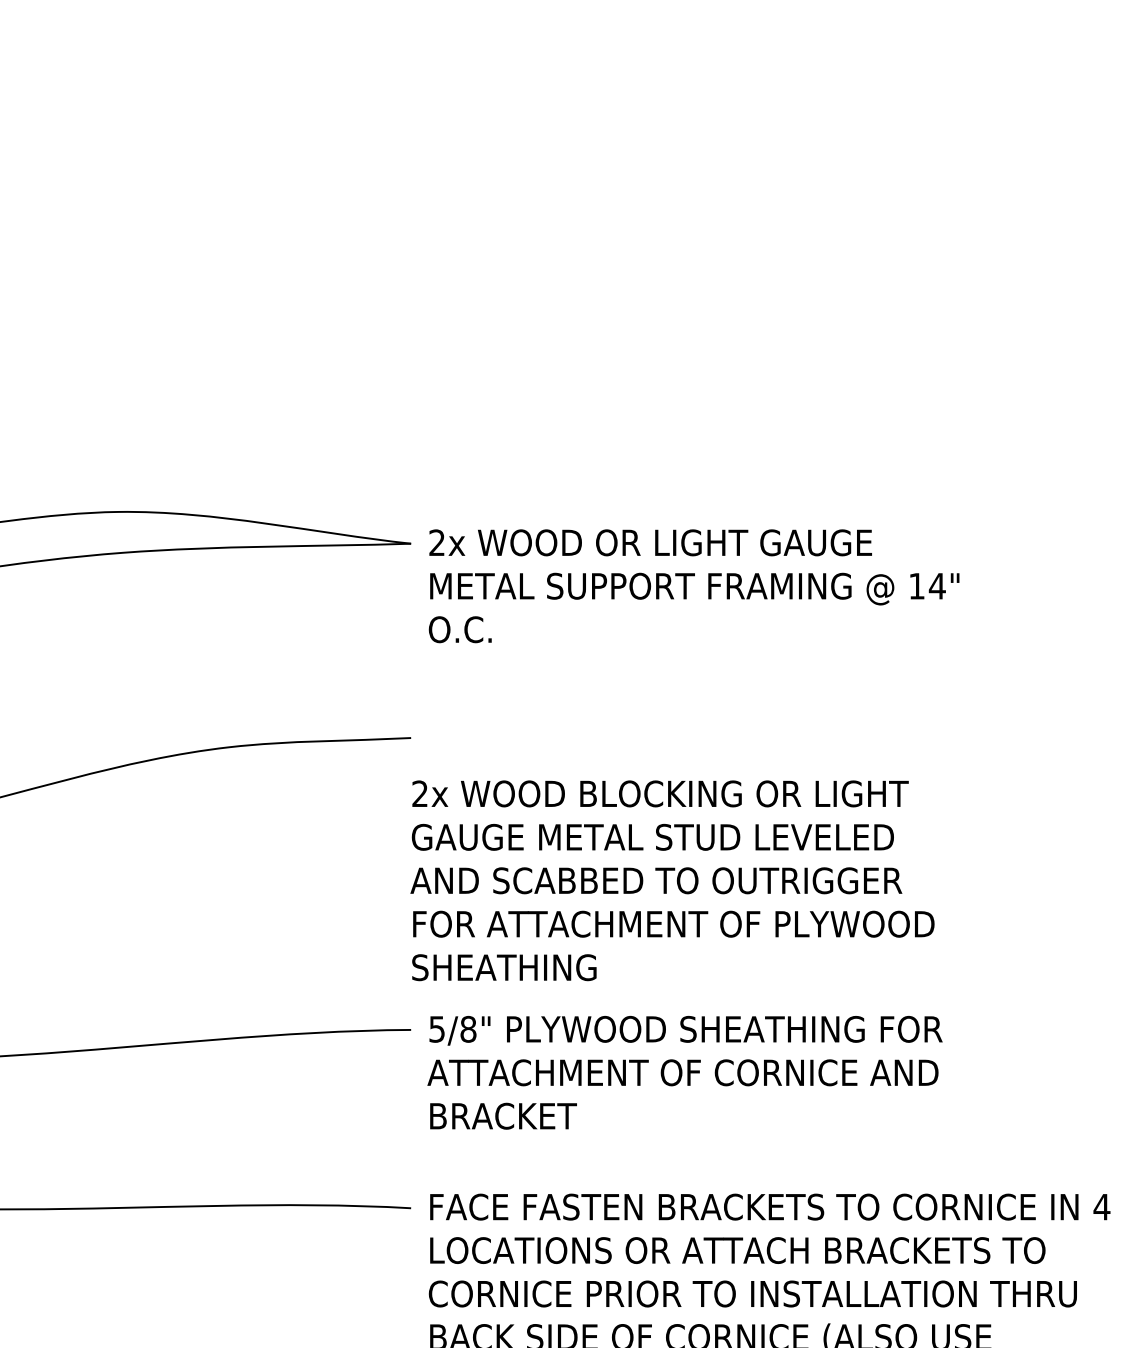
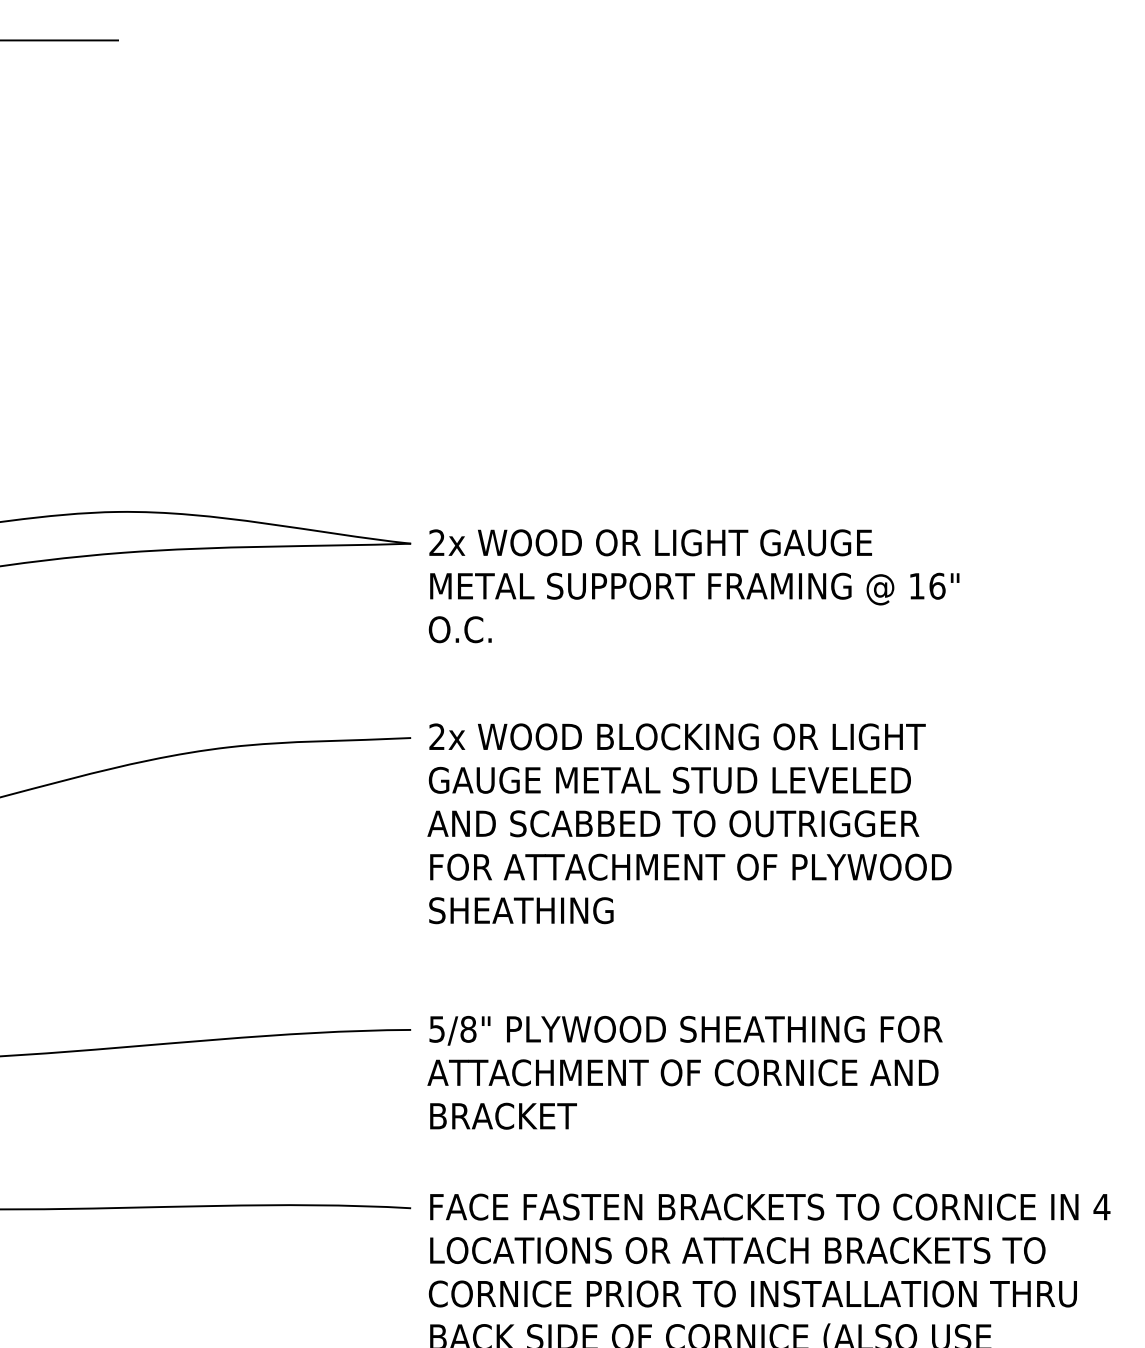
line: none -> present (60, 40)
text: 14" -> 16" (936, 585)
text position: (672, 880) -> (689, 823) (689, 823)
